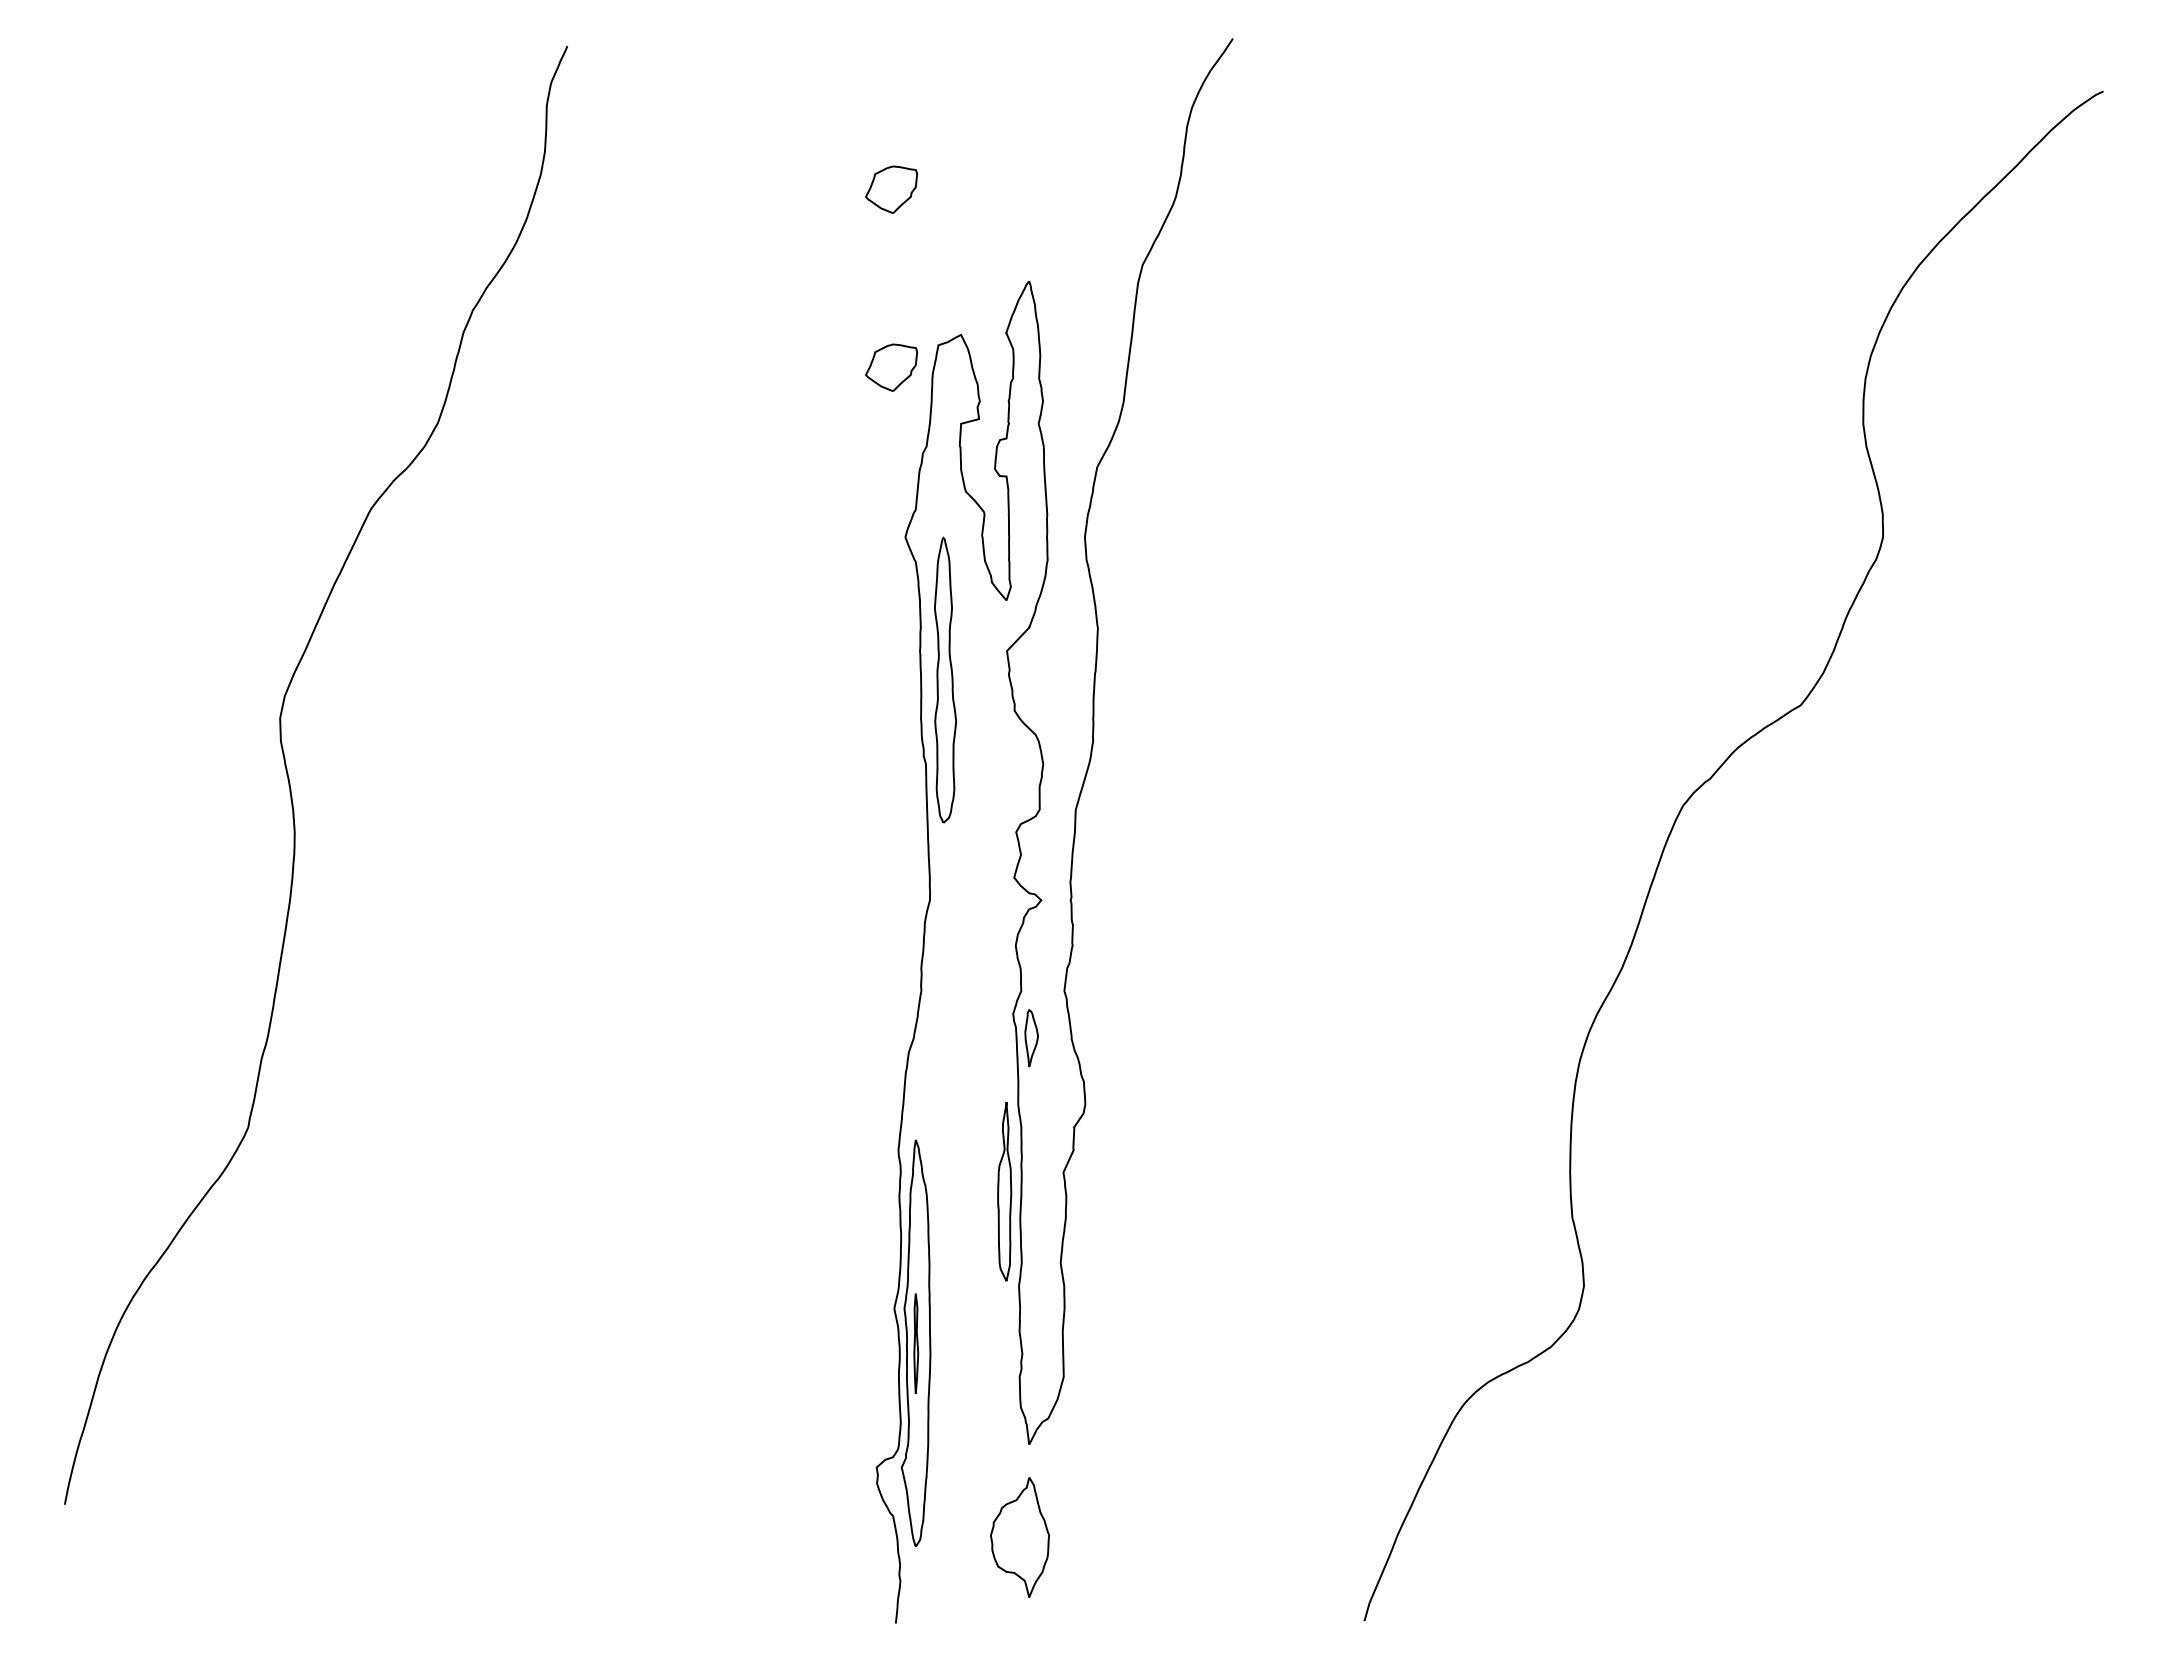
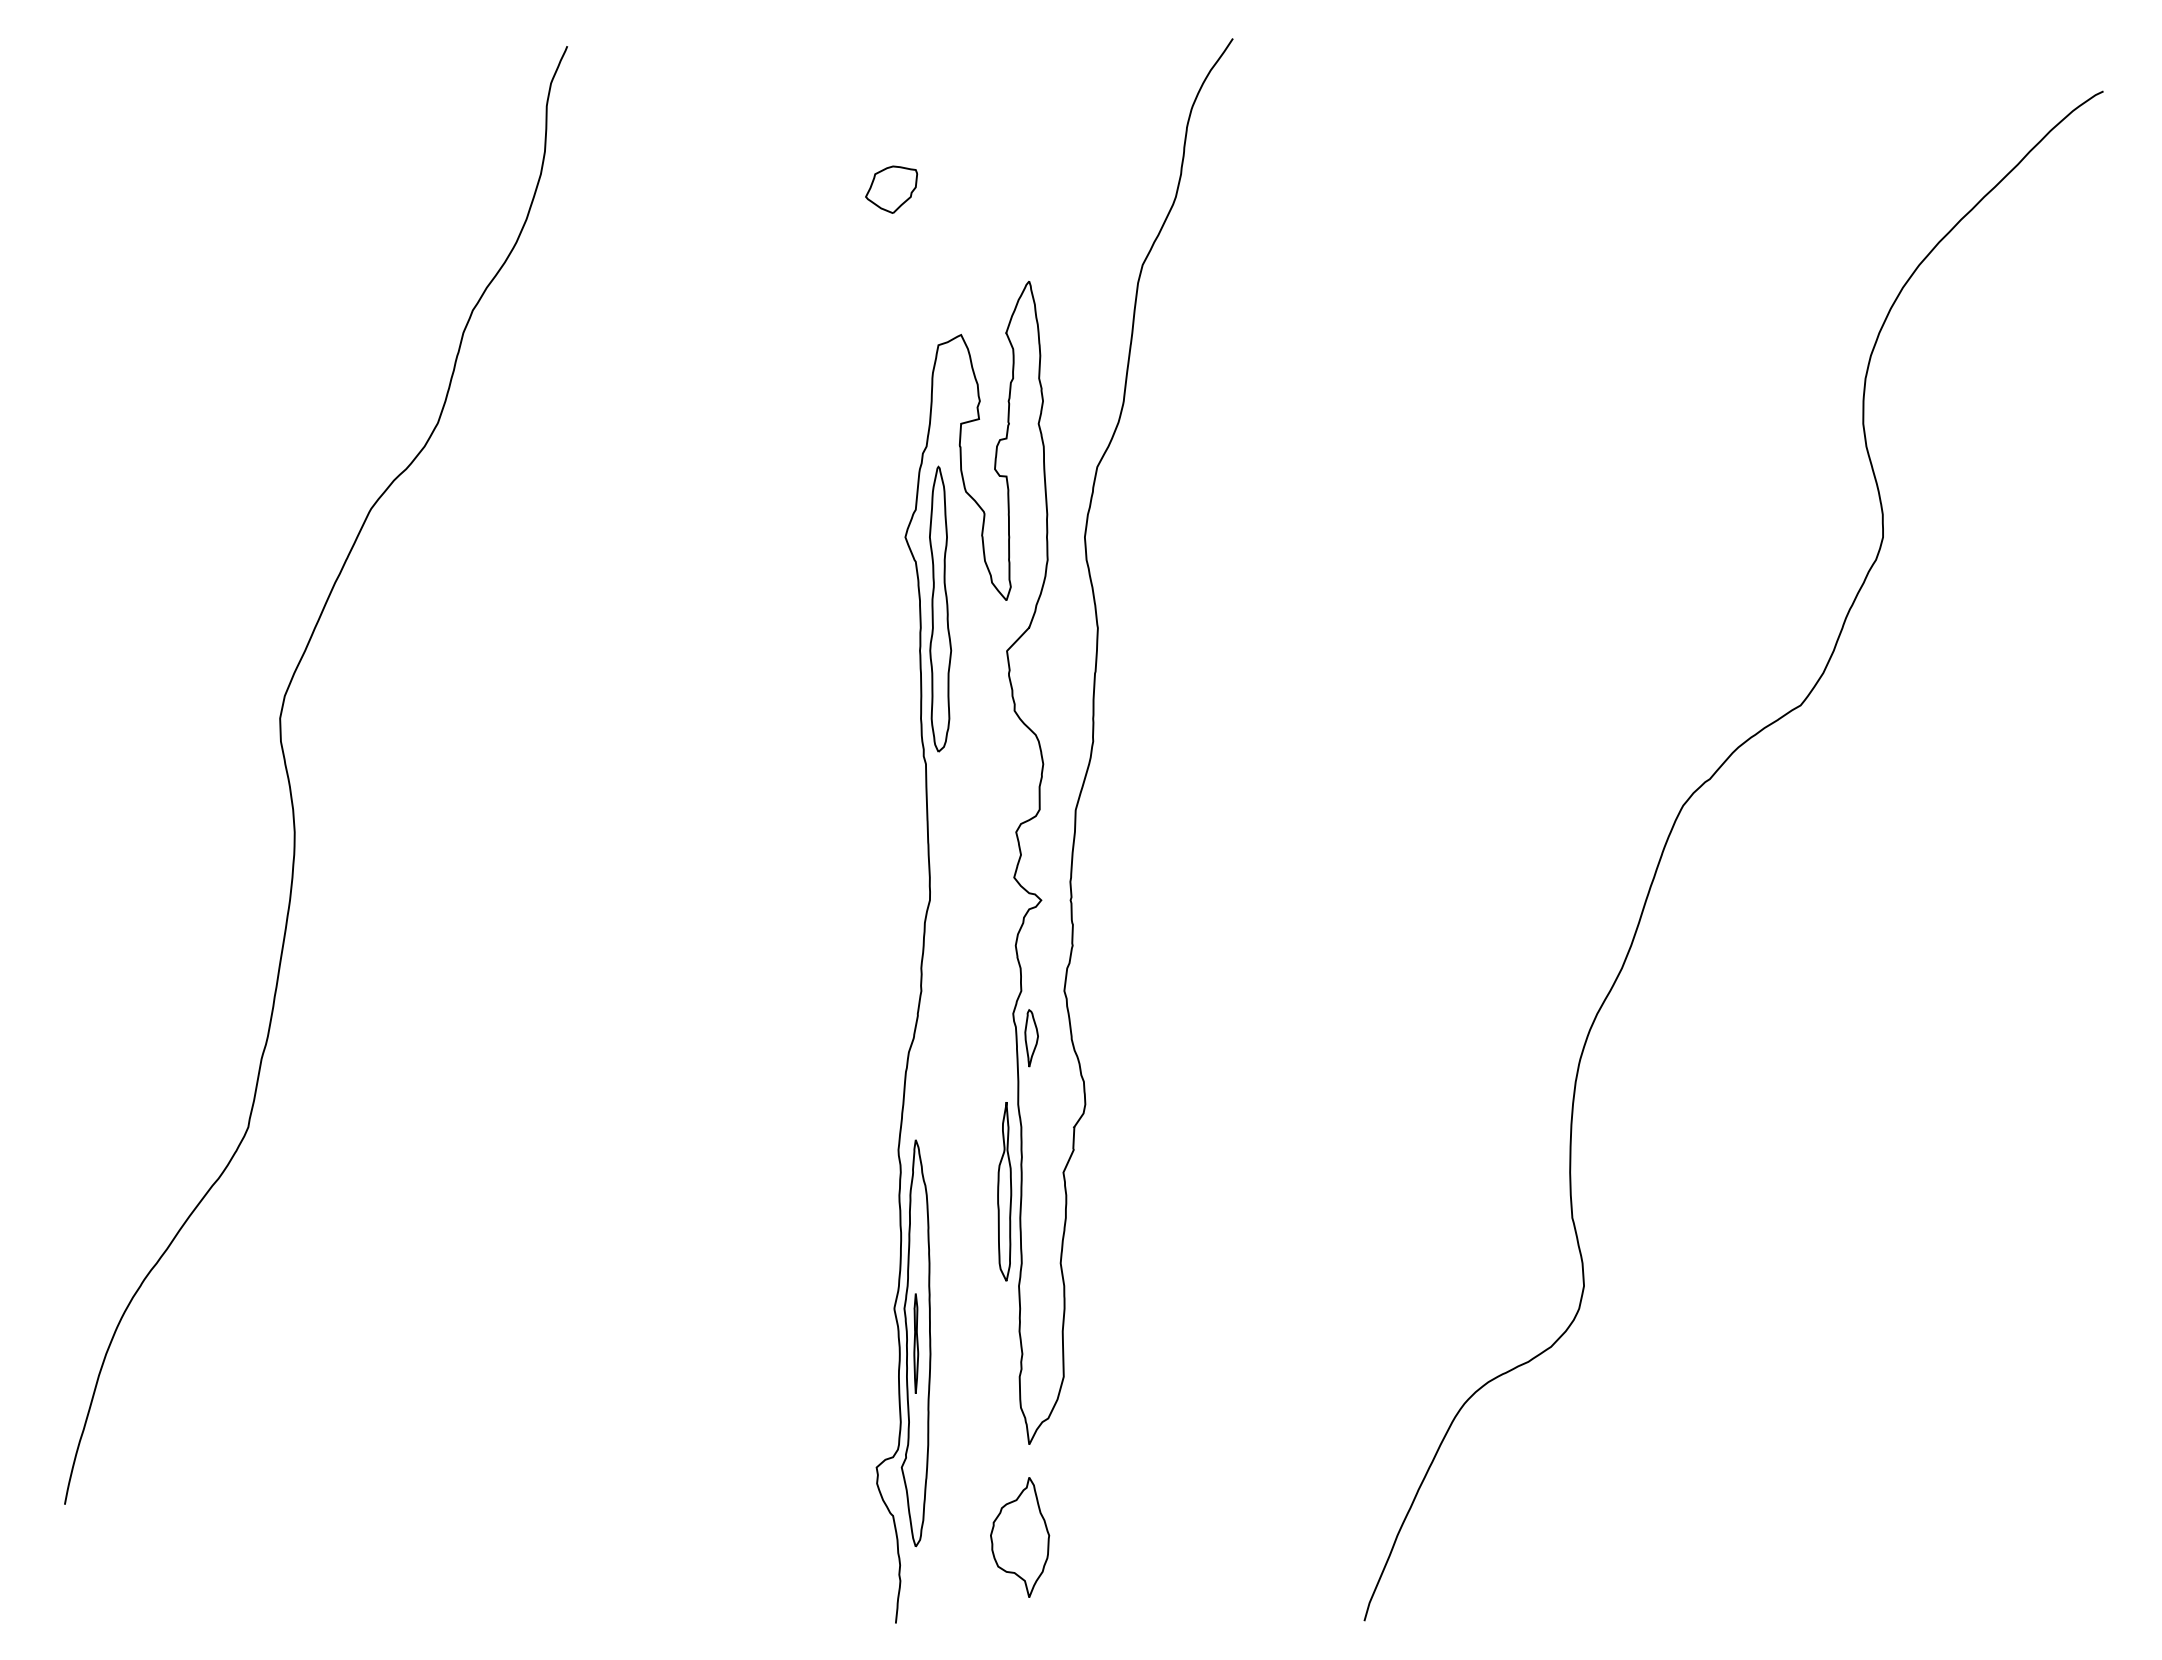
part: present -> none (891, 367)
part position: (945, 679) -> (940, 608) (940, 608)
